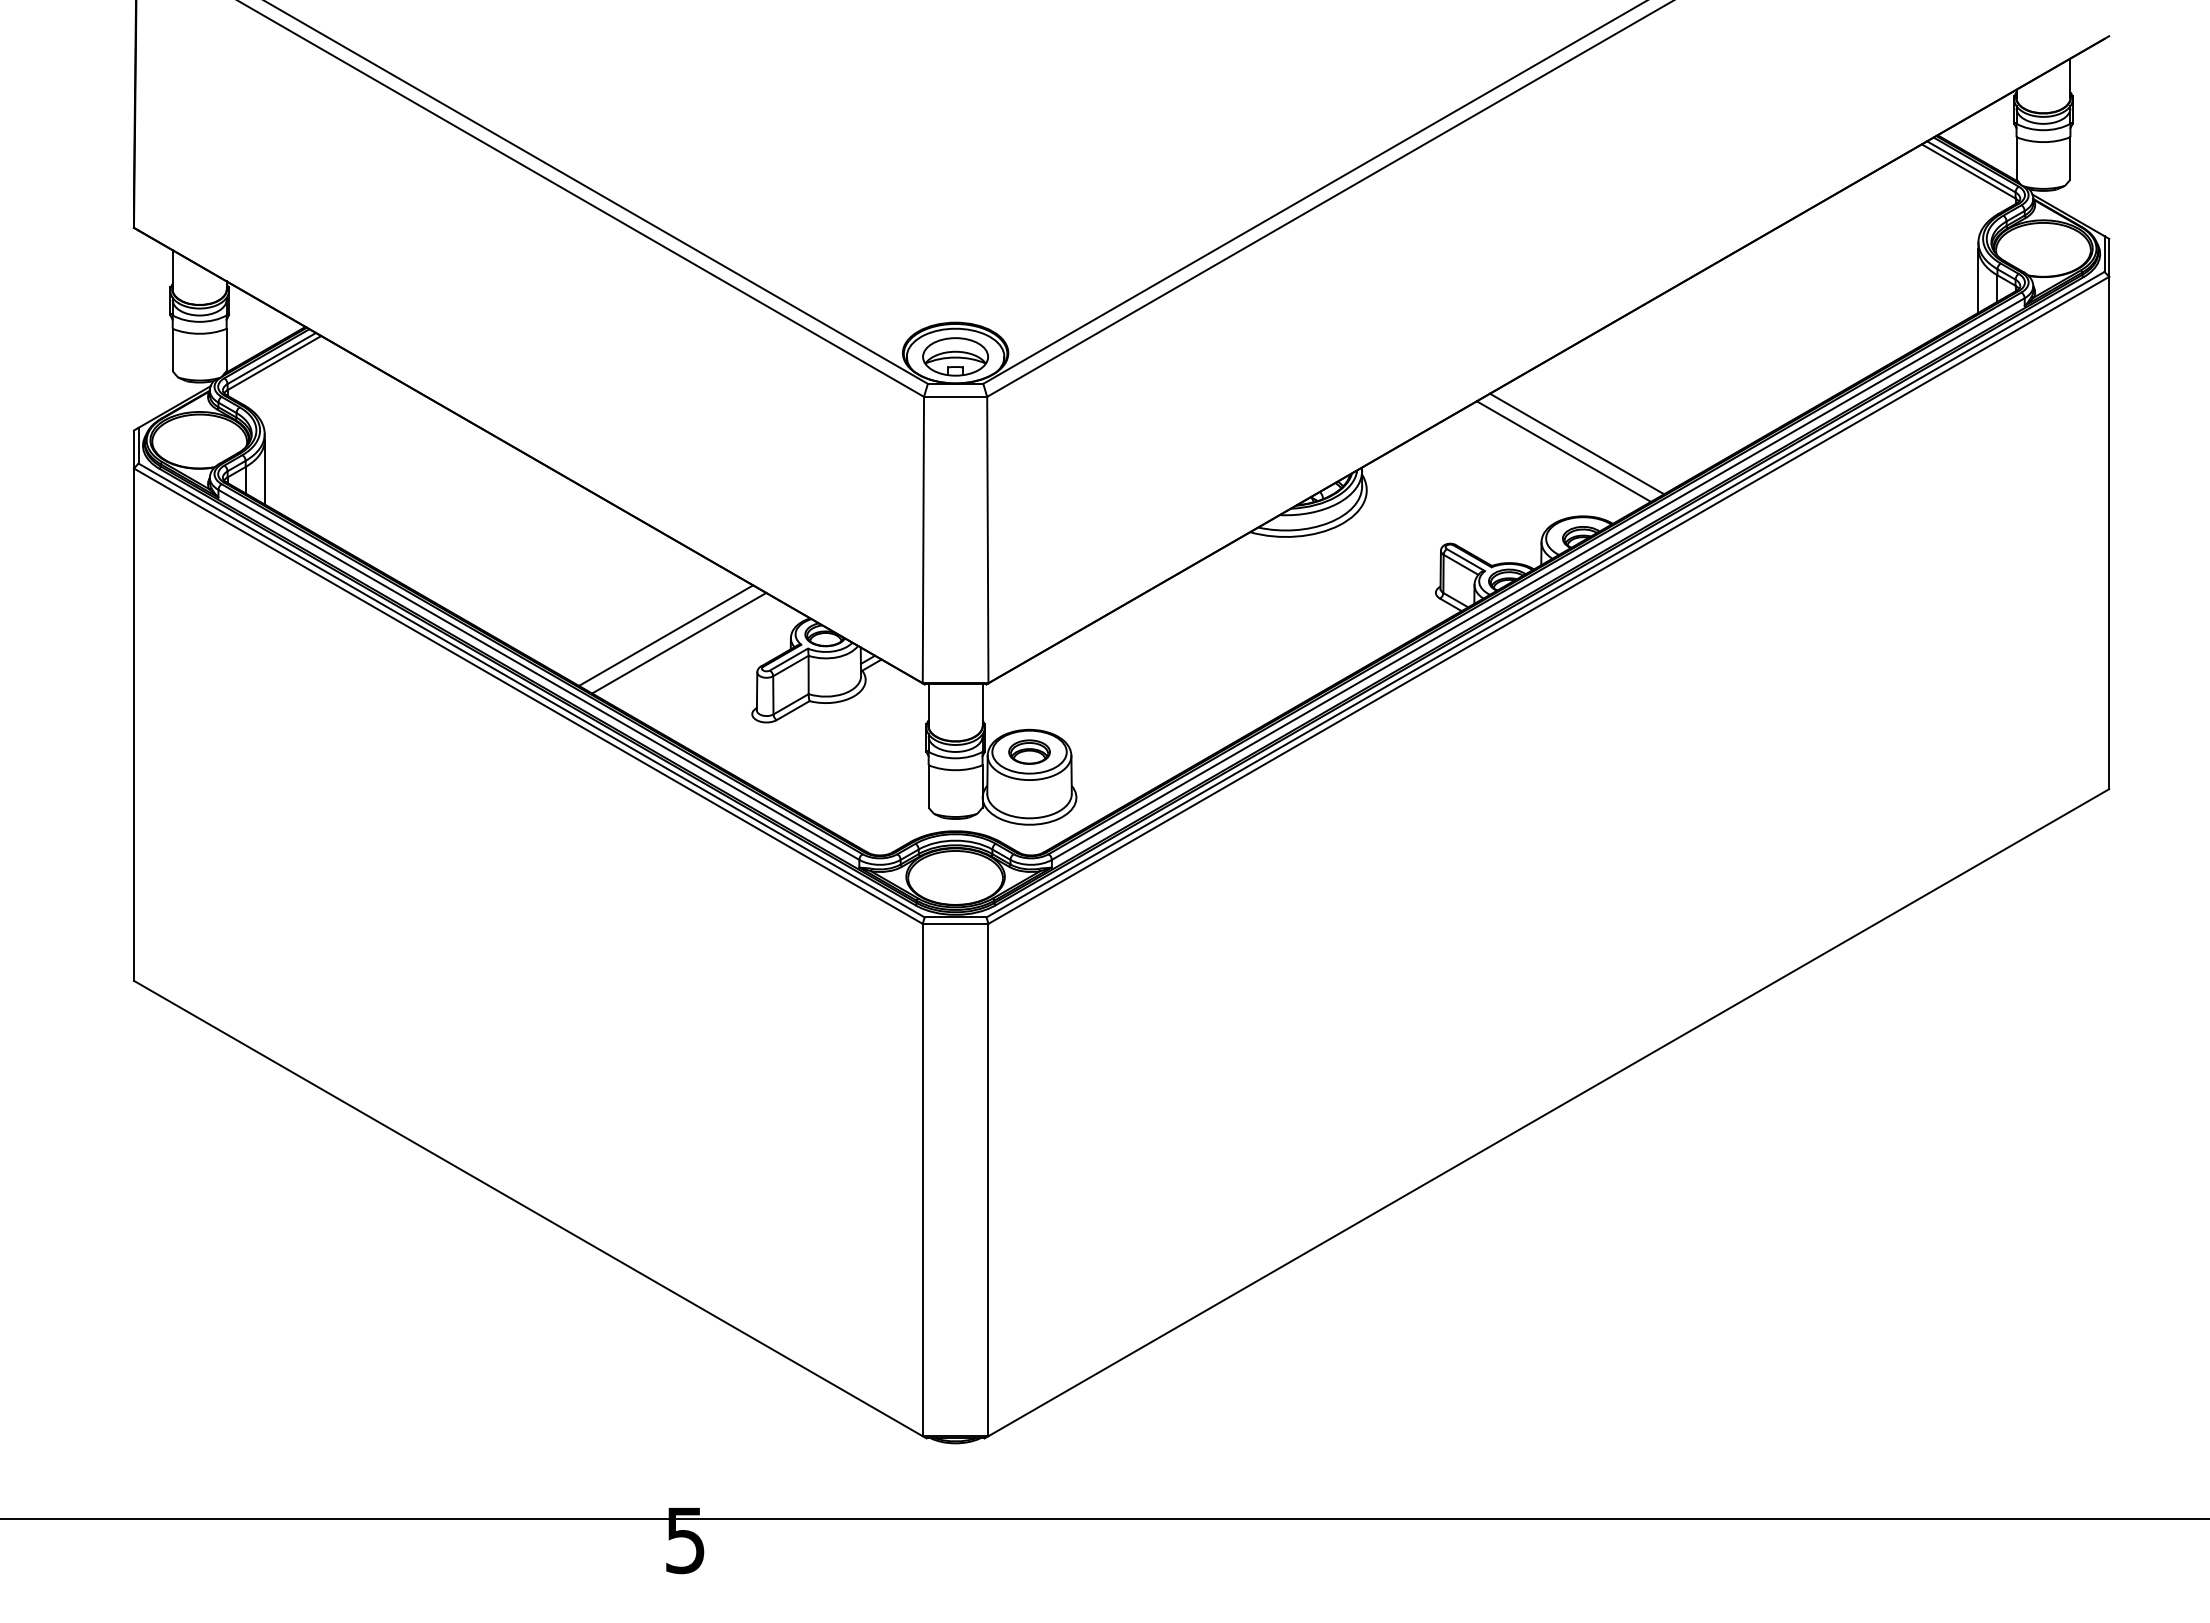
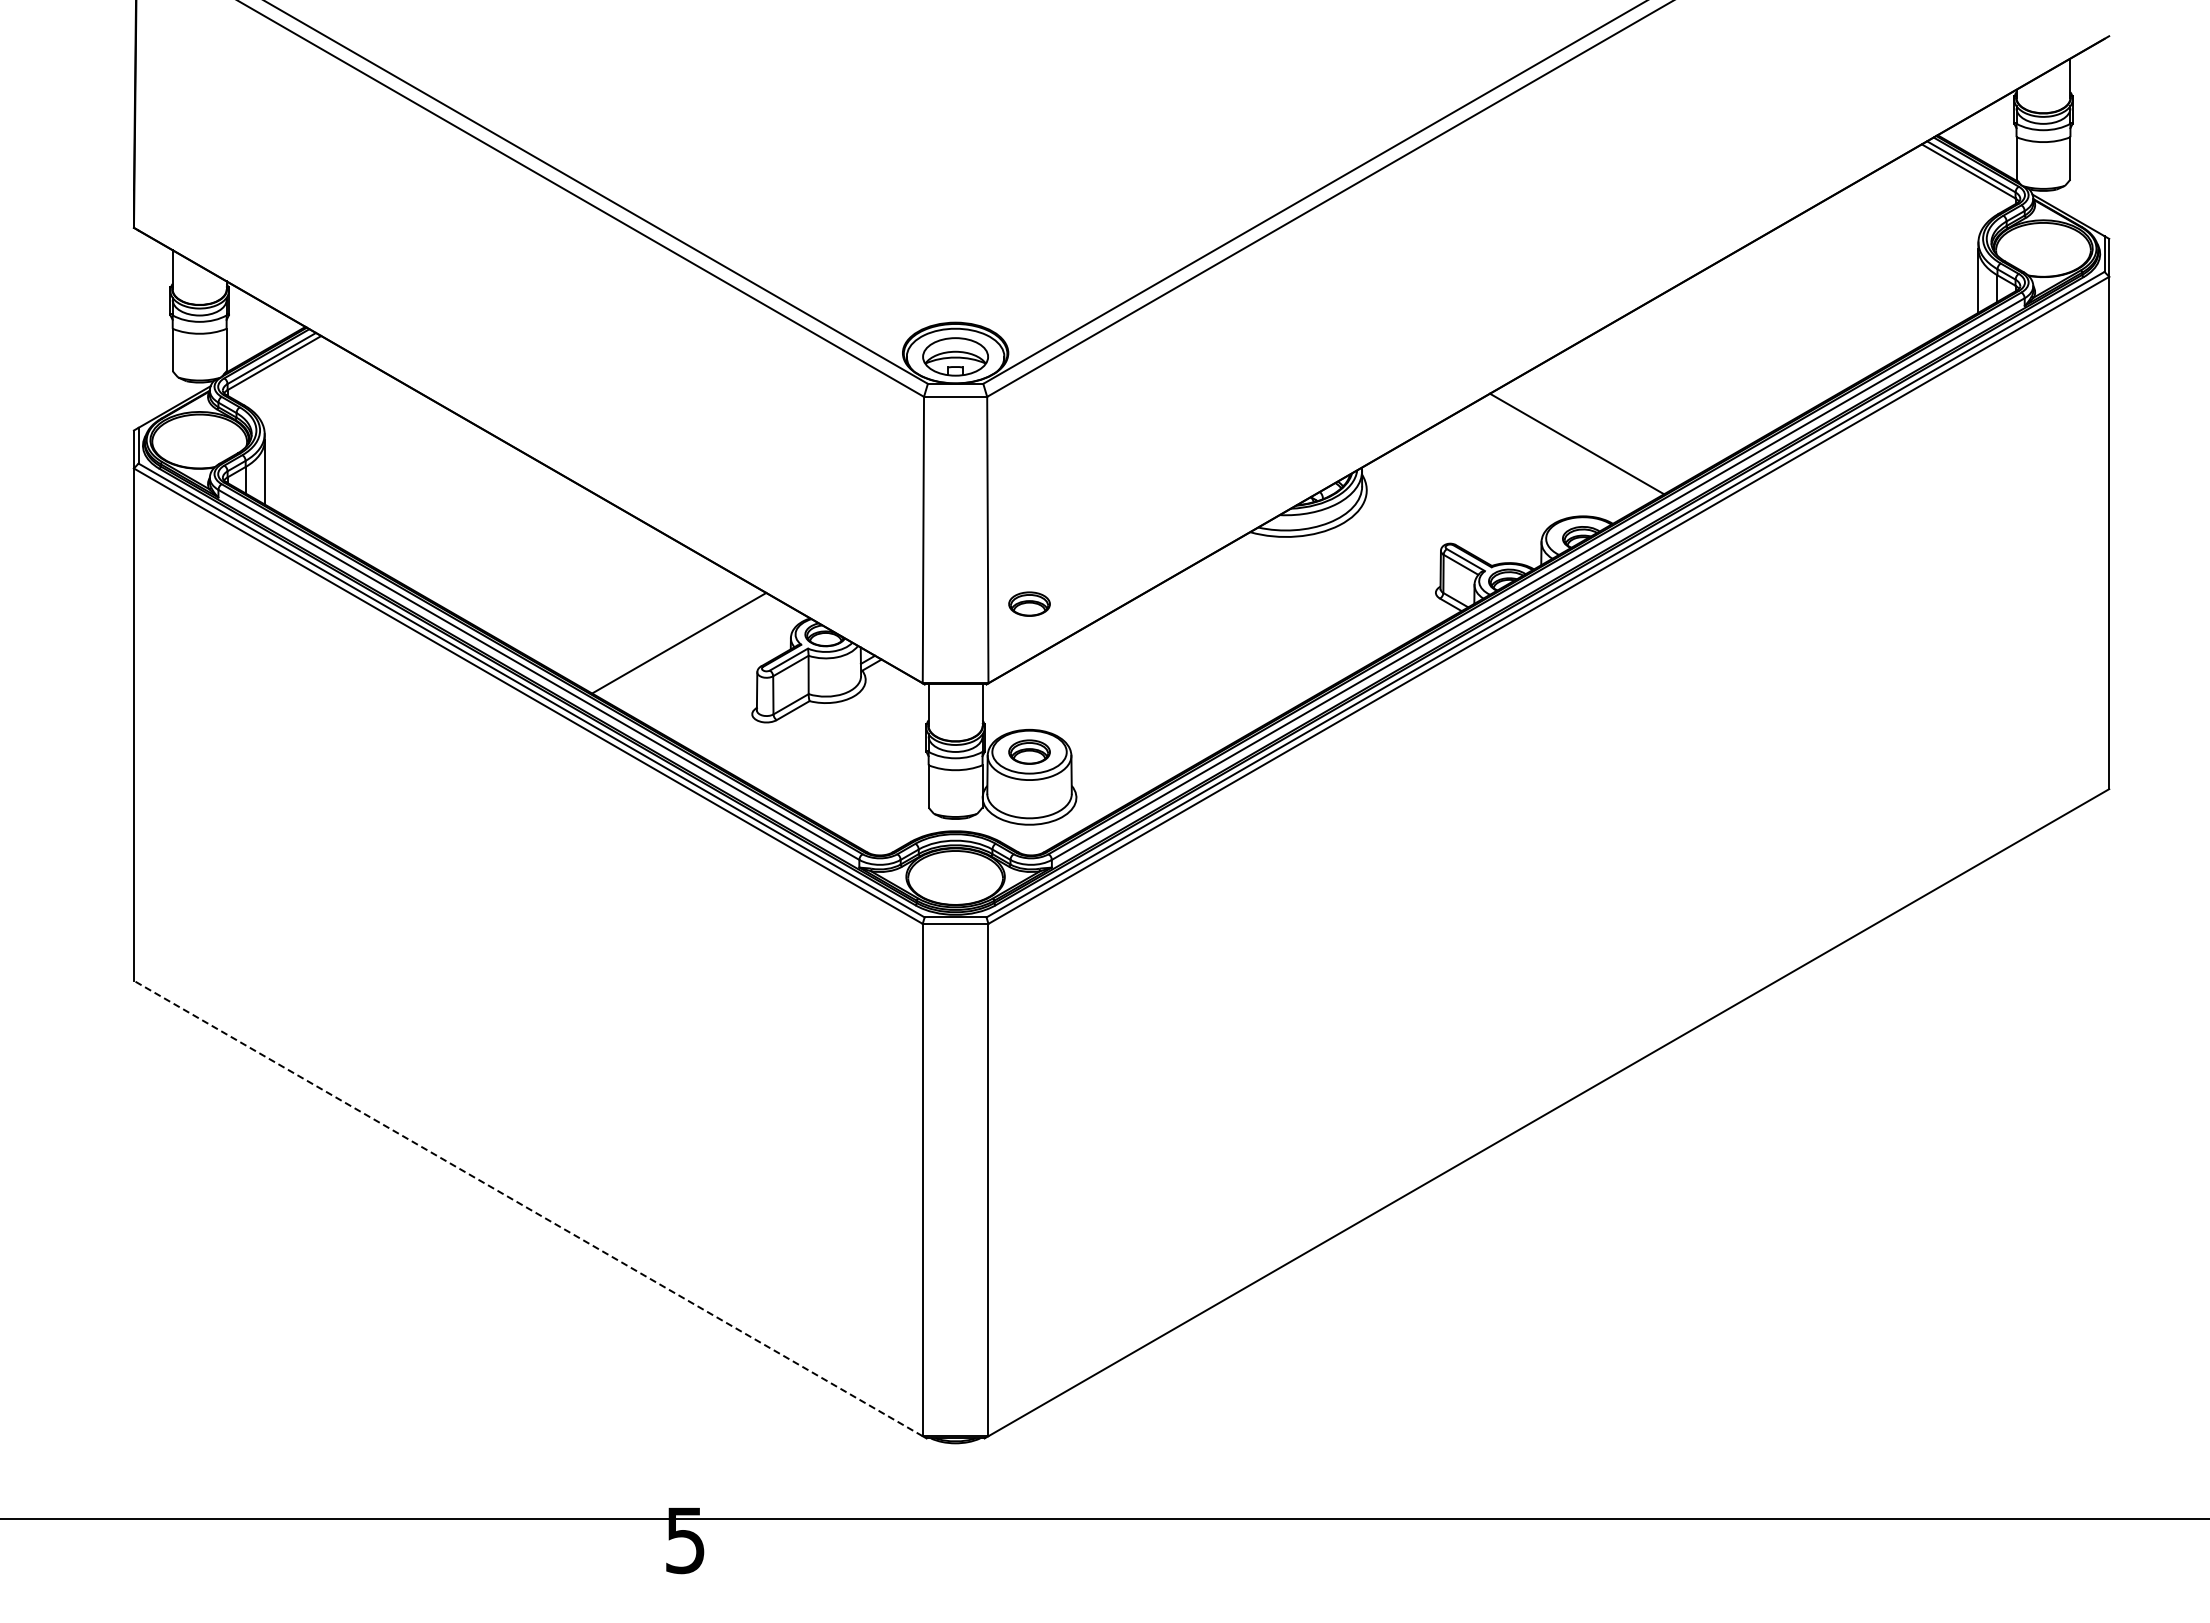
line: present -> none (1563, 451)
part: none -> present (1029, 603)
line: present -> none (666, 635)
line: solid -> dashed (527, 1208)
